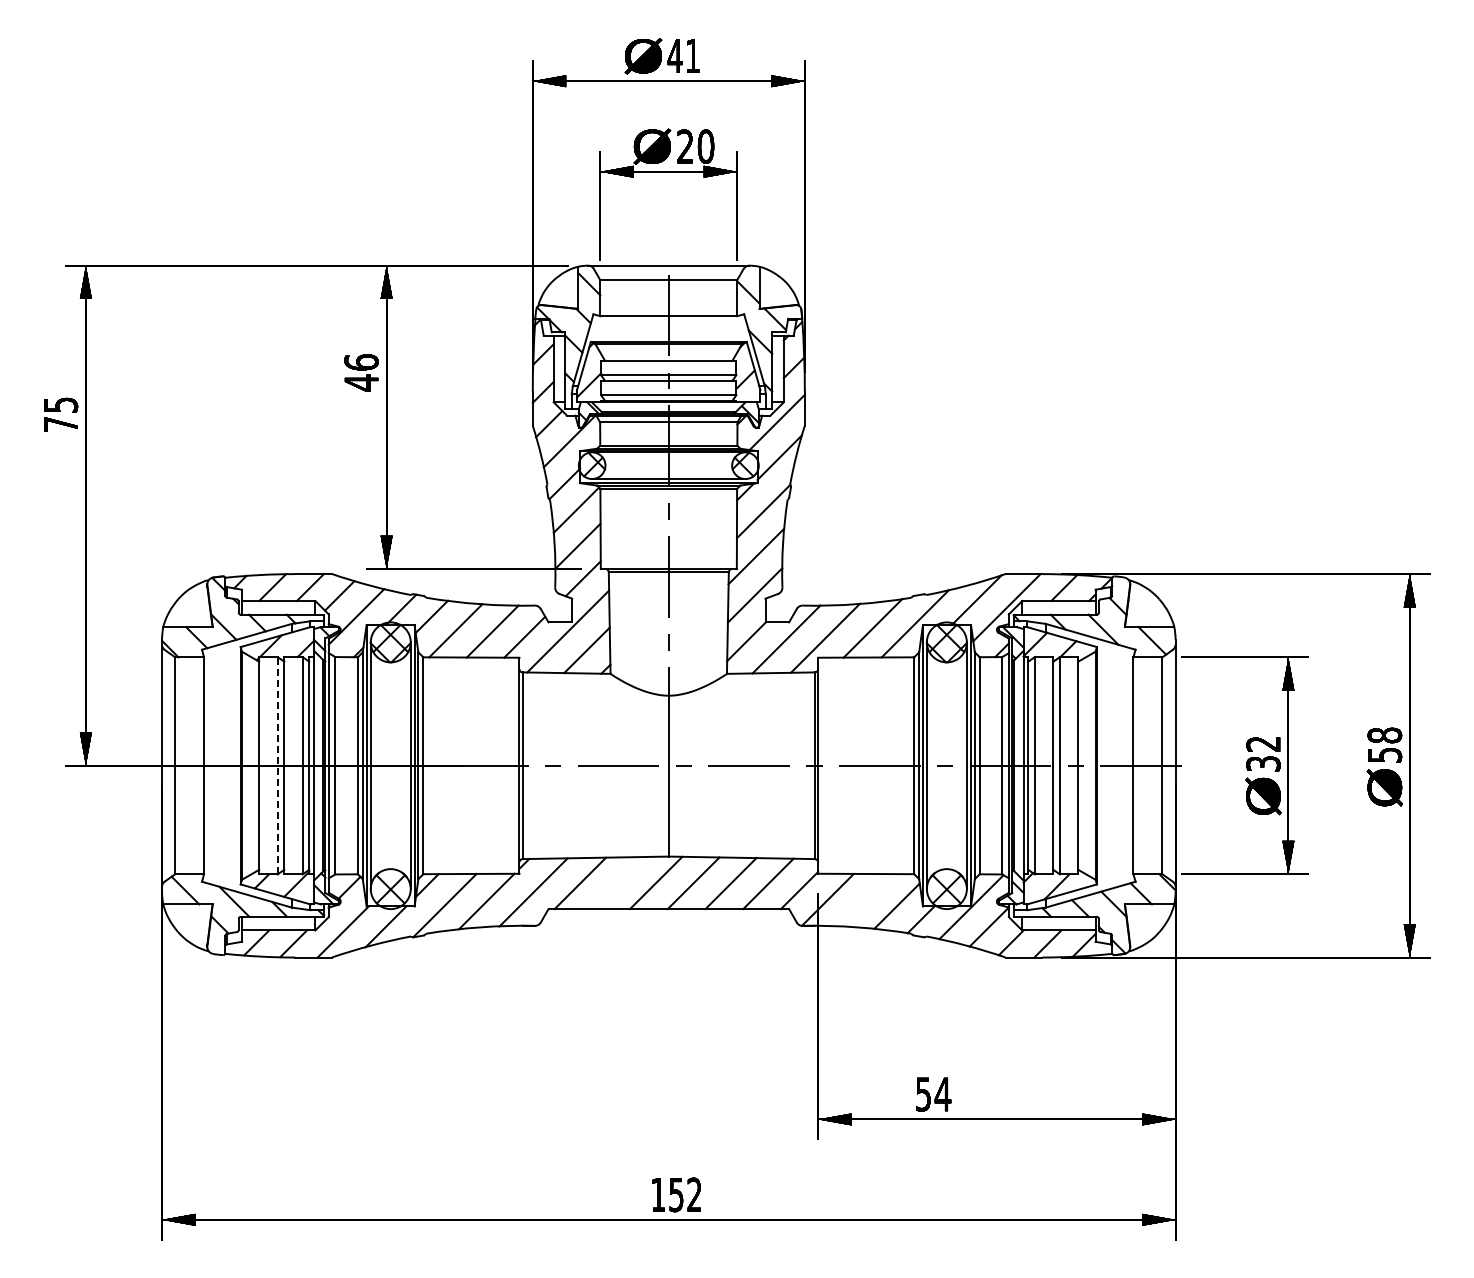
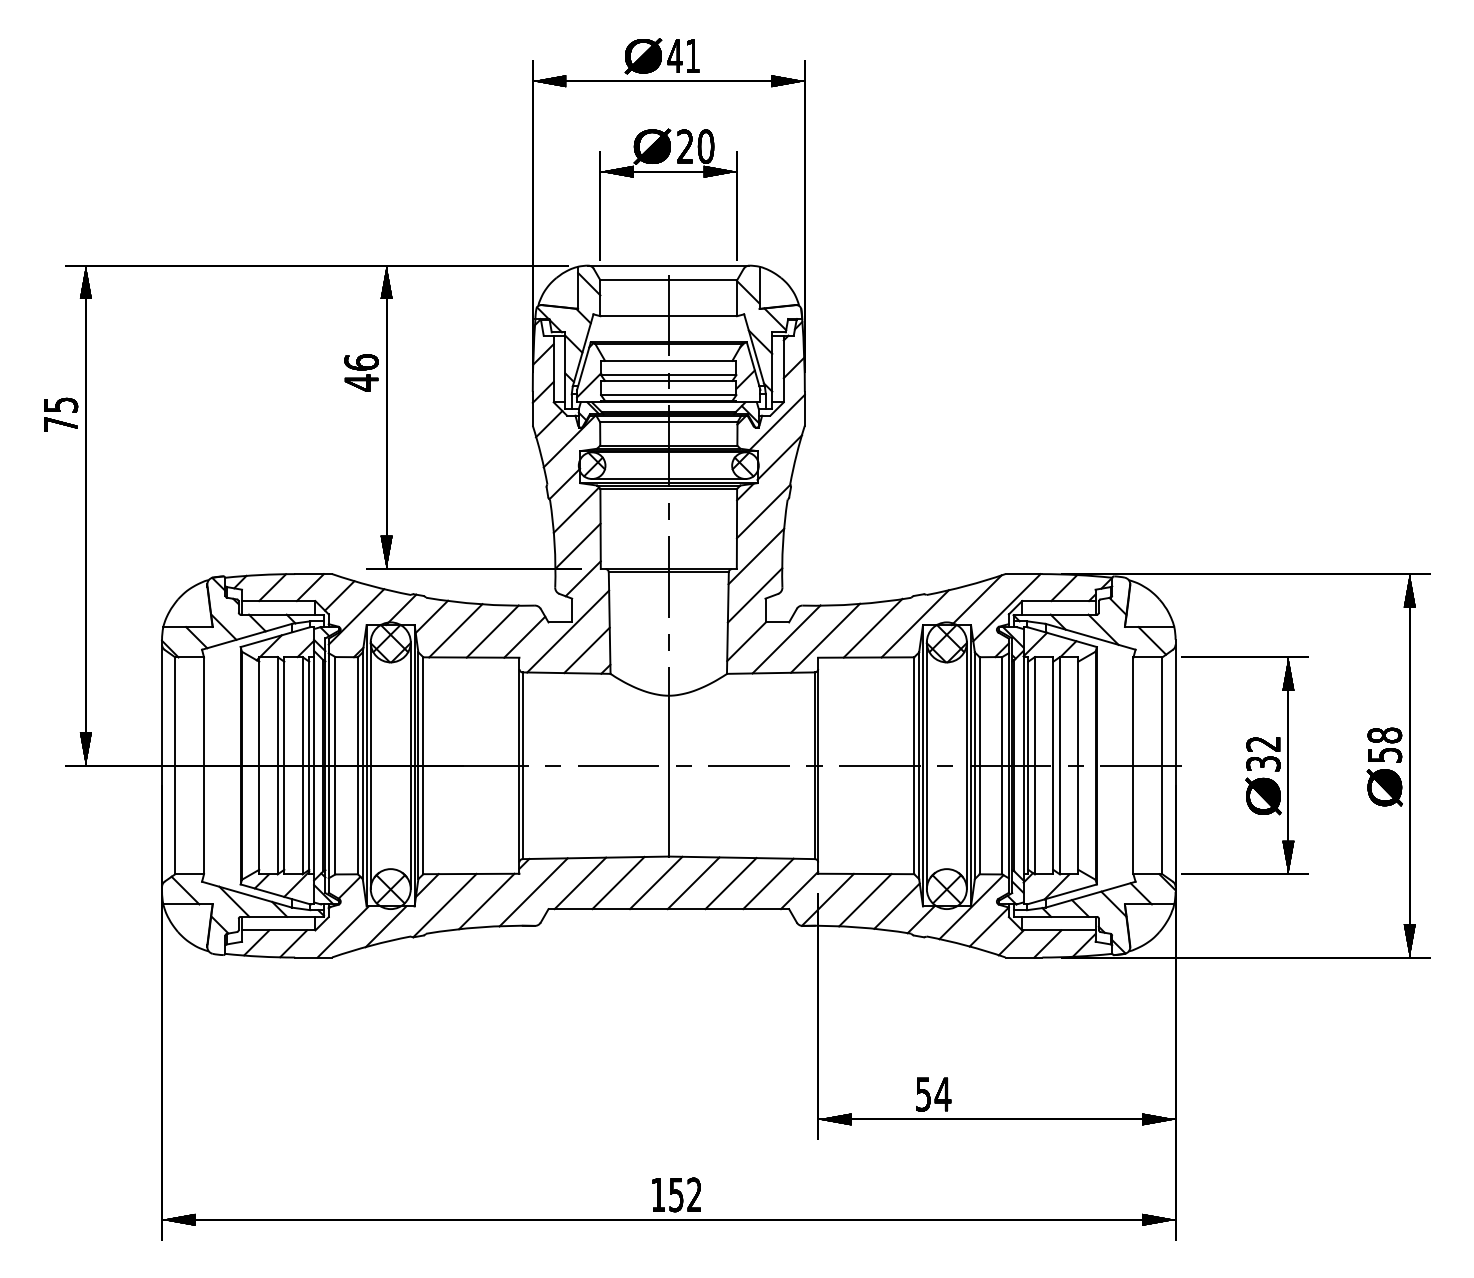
line: dashed -> solid (277, 765)
line: none -> present (618, 882)
line: none -> present (865, 900)
